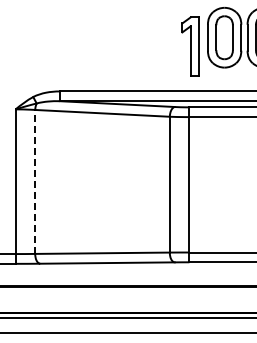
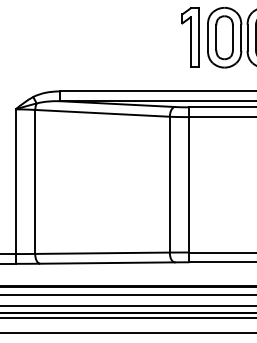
part position: (190, 46) -> (190, 37) (190, 37)
line: dashed -> solid (35, 181)
line: none -> present (127, 294)
line: none -> present (127, 305)
